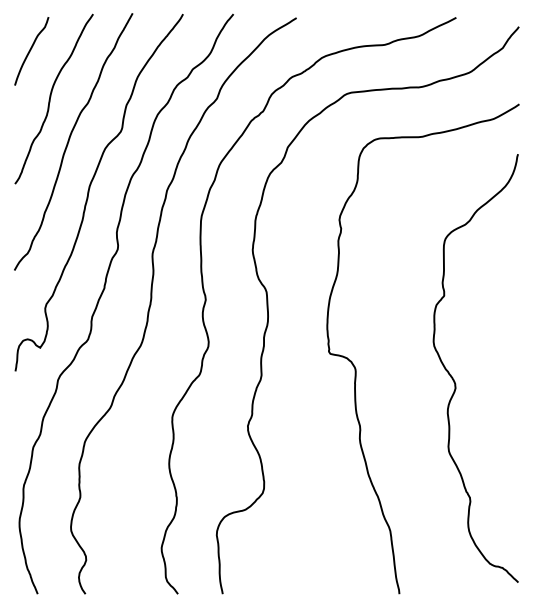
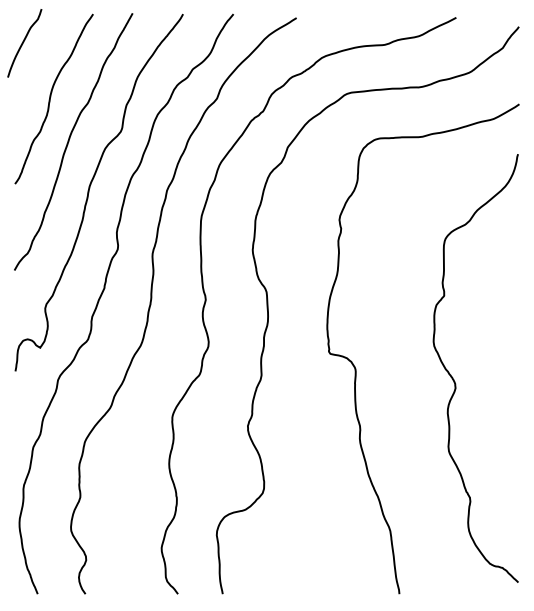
curve position: (31, 50) -> (24, 42) (24, 42)
